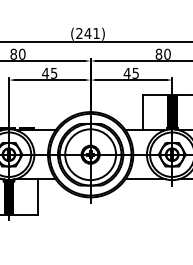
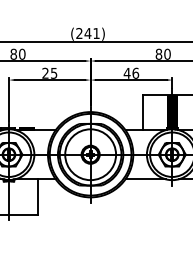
text: 45 -> 25 (45, 72)
text: 45 -> 46 (135, 72)
fill: present -> none (8, 197)
